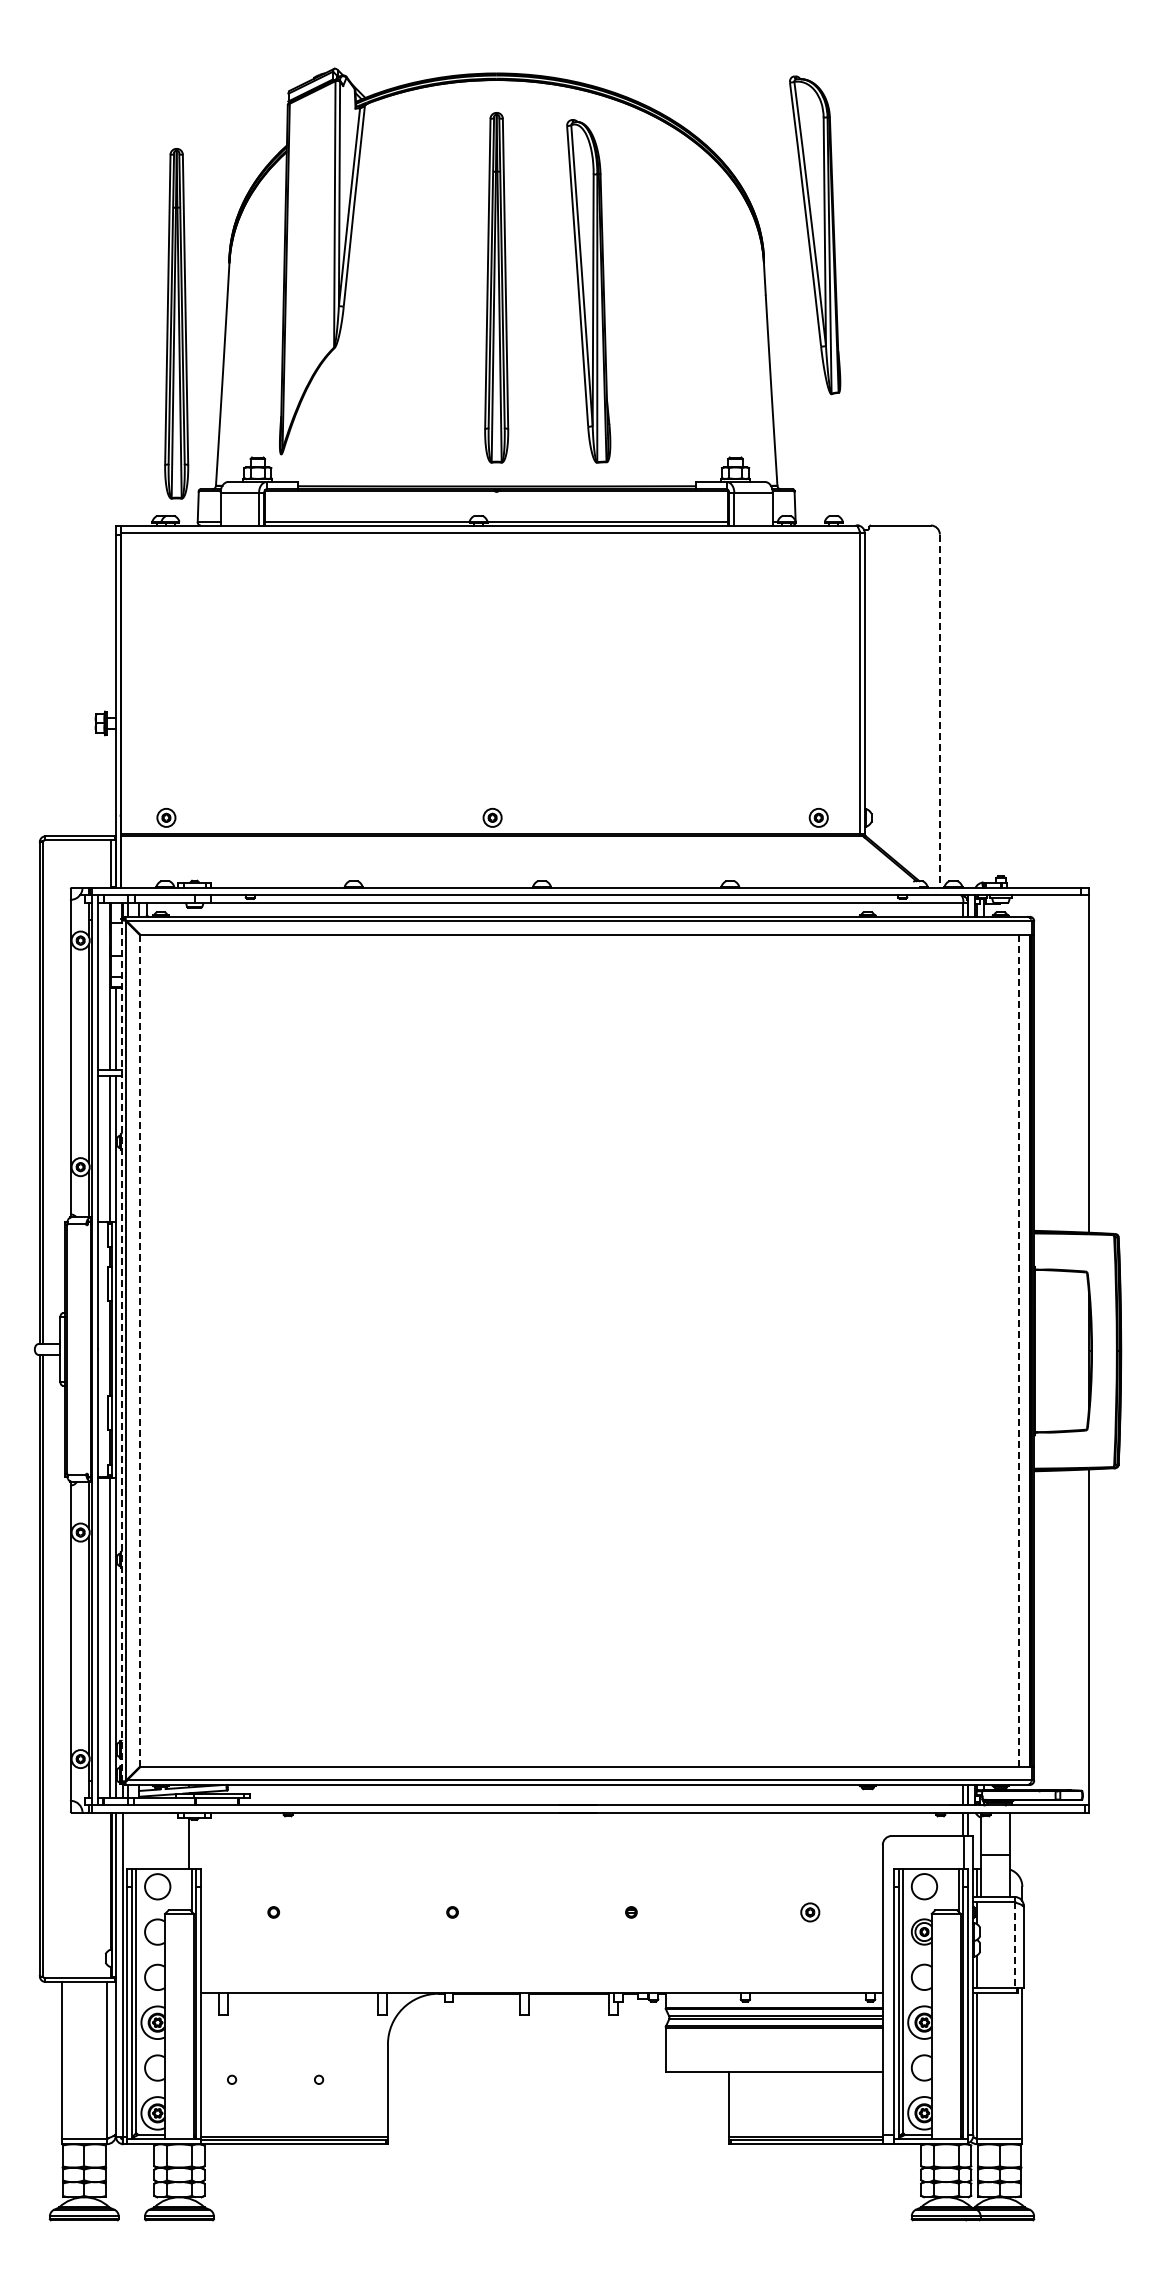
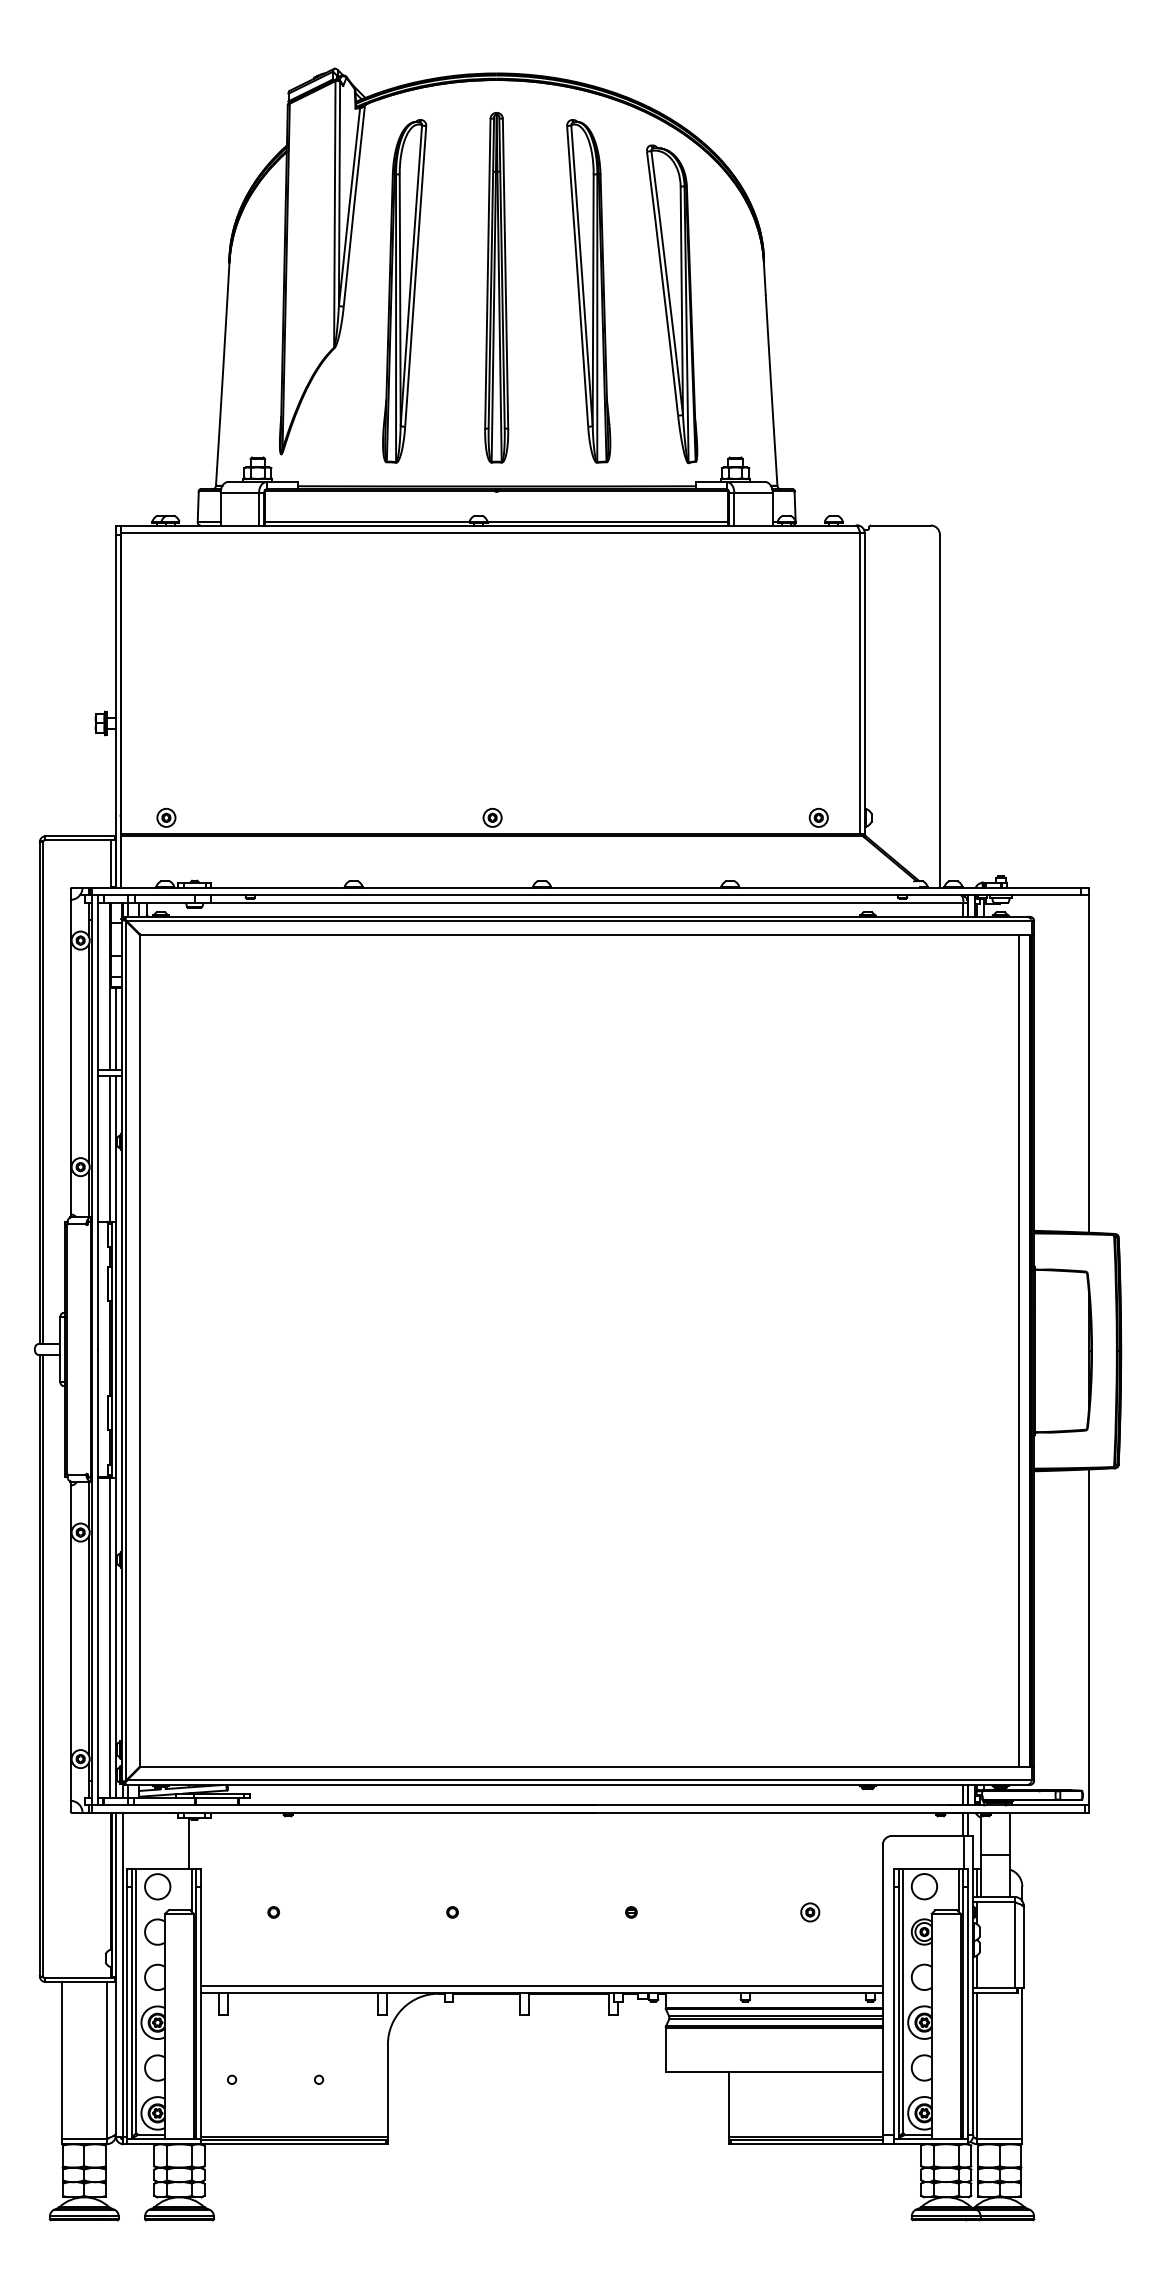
part position: (815, 235) -> (672, 304) (672, 304)
part: none -> present (404, 291)
part: present -> none (176, 323)
line: dashed -> solid (939, 711)
line: dashed -> solid (121, 1350)
line: dashed -> solid (140, 1350)
line: dashed -> solid (1019, 1351)
line: dashed -> solid (1014, 1945)
line: none -> present (541, 1985)
